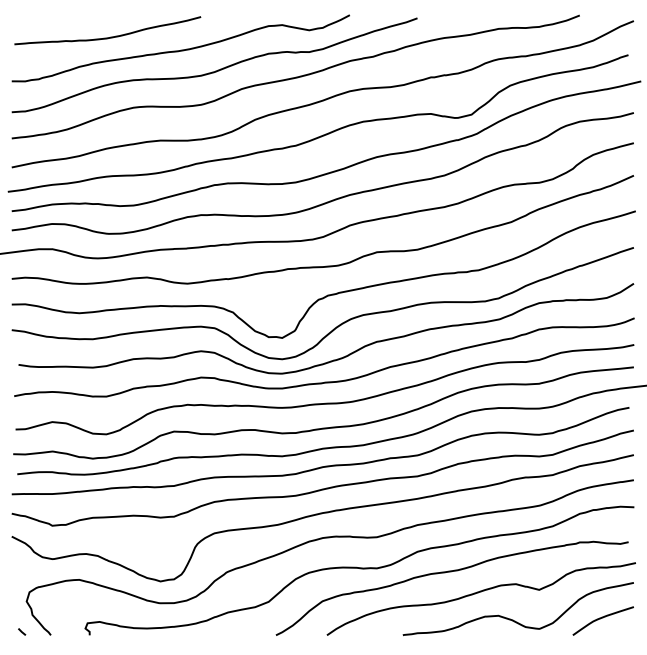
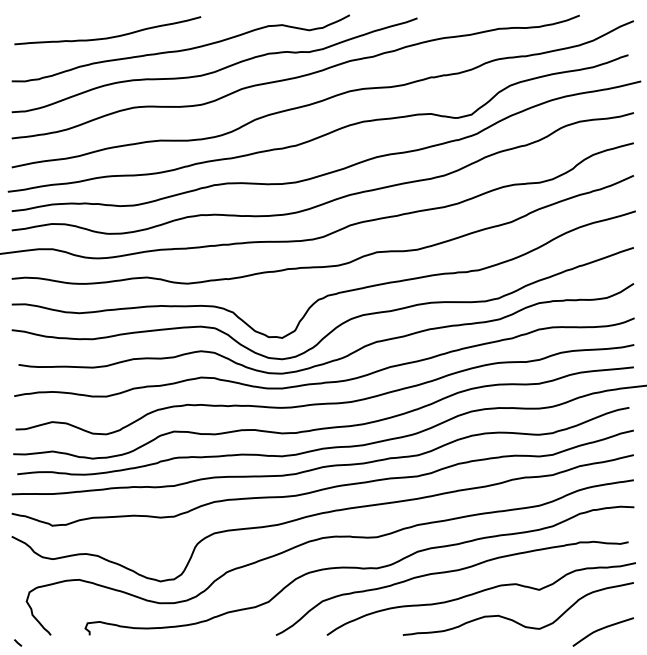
curve position: (602, 618) -> (602, 629) (602, 629)
line position: (22, 631) -> (18, 642) (18, 642)
